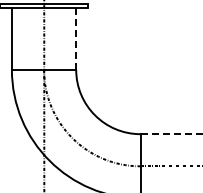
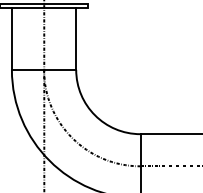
line: dashed -> solid (76, 39)
line: dashed -> solid (171, 134)
